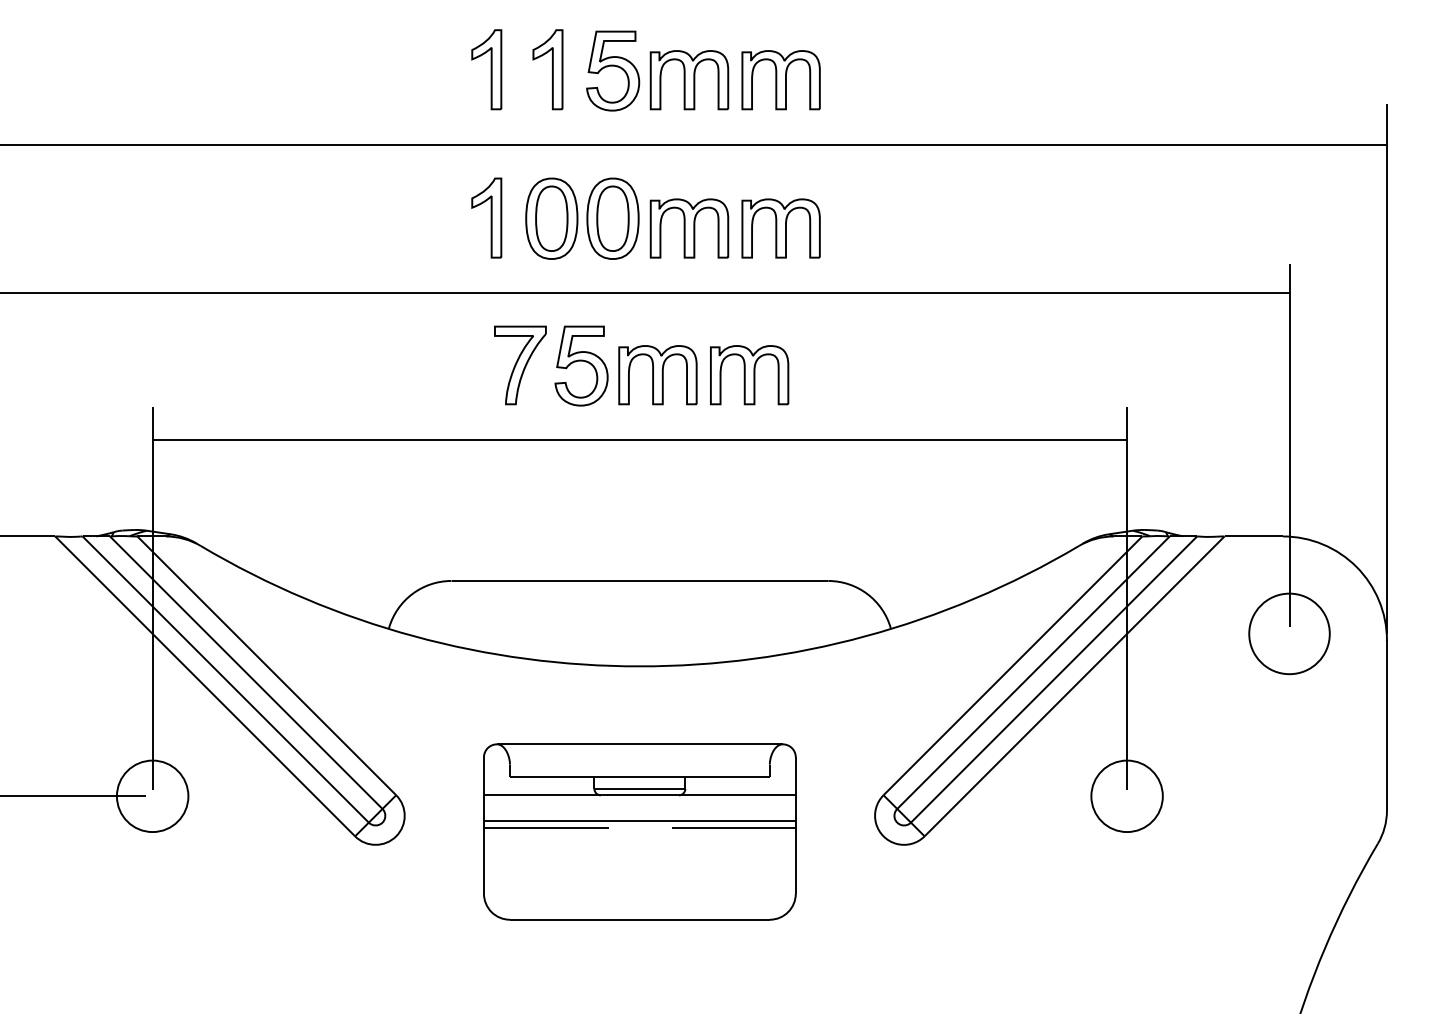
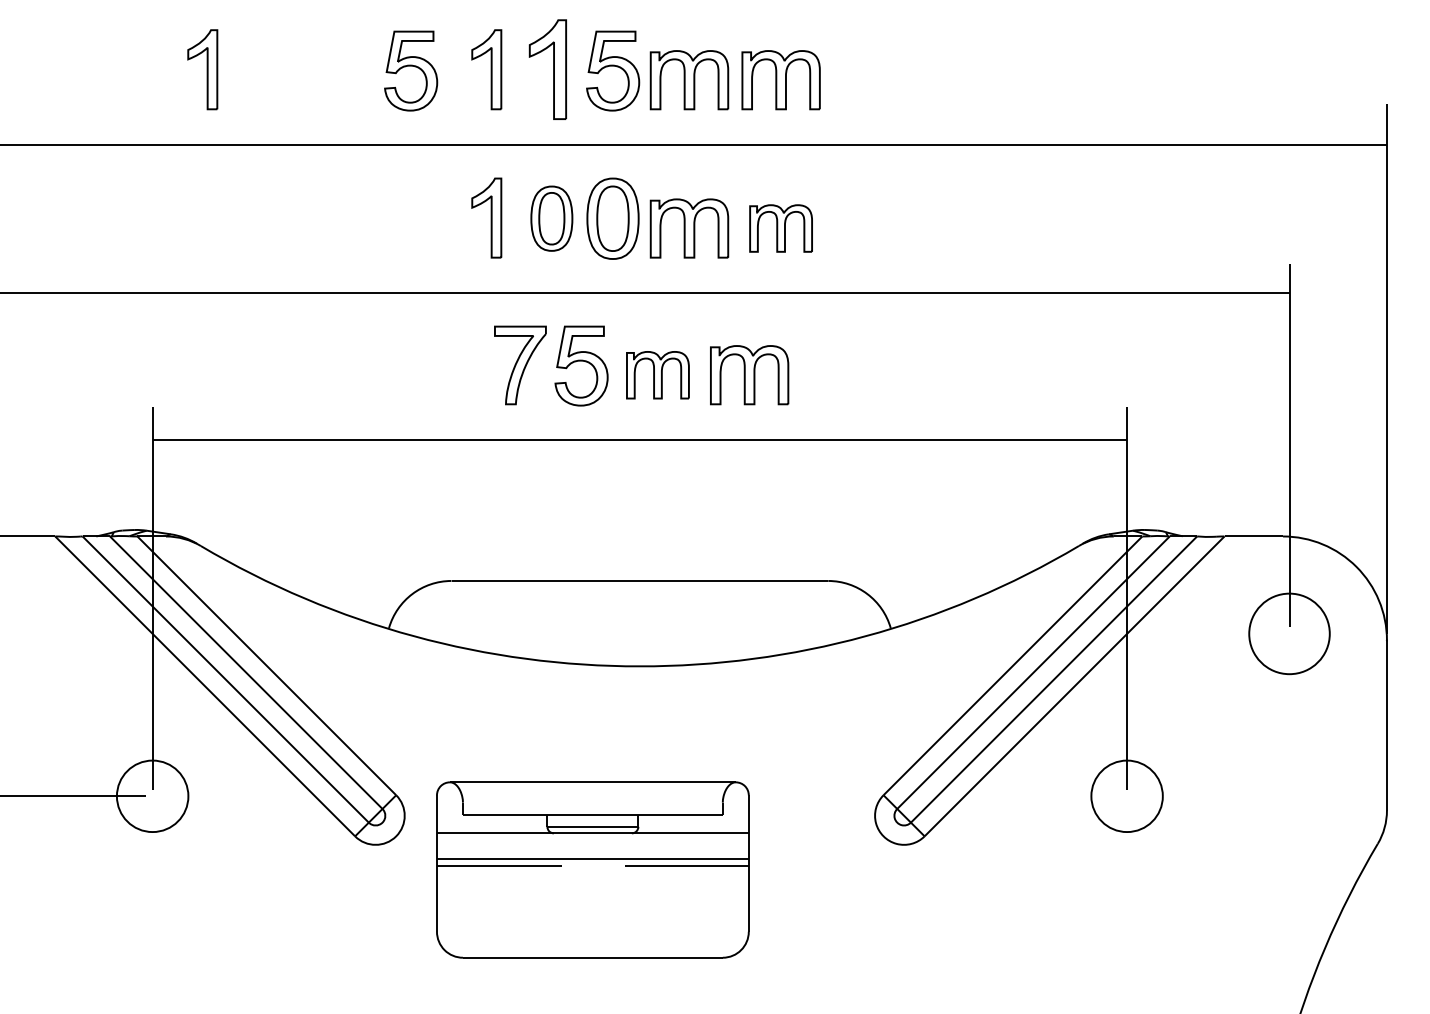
part: none -> present (202, 69)
part size: 32x82 px -> 39x101 px (547, 69)
part: none -> present (411, 70)
part size: 54x83 px -> 44x67 px (551, 218)
part size: 80x61 px -> 64x49 px (780, 228)
part size: 80x61 px -> 64x49 px (657, 375)
part position: (639, 831) -> (592, 869) (592, 869)
